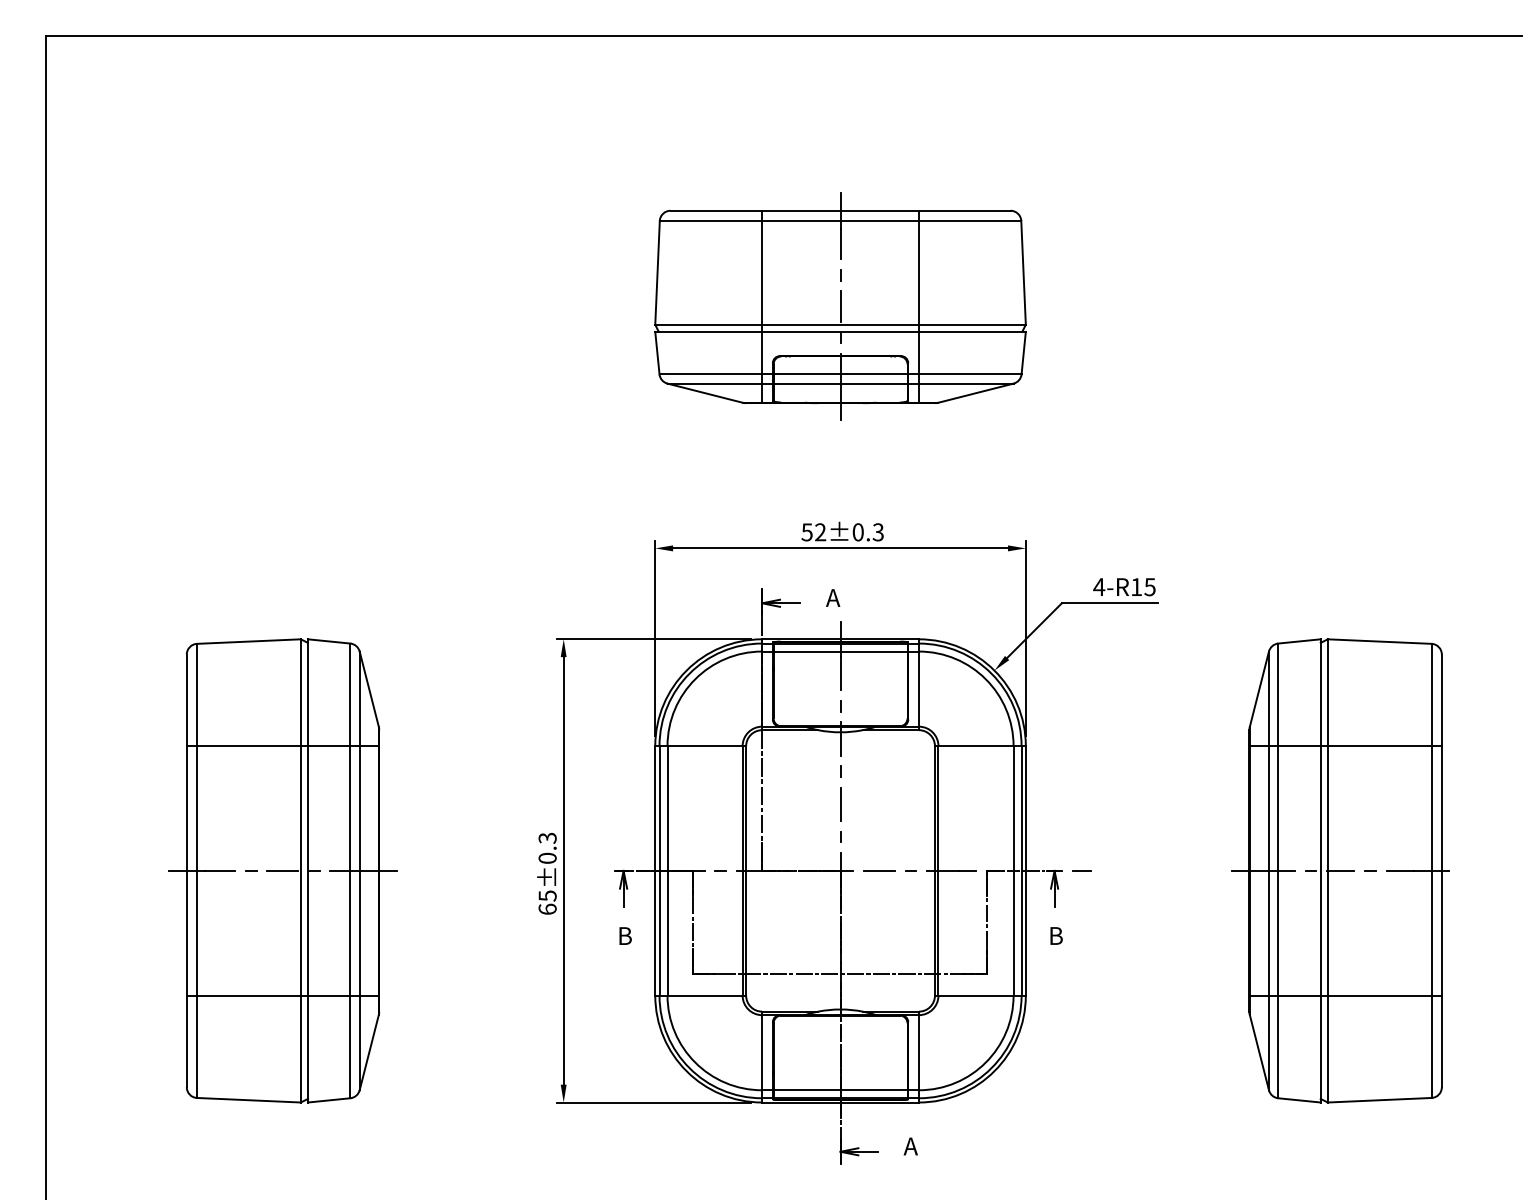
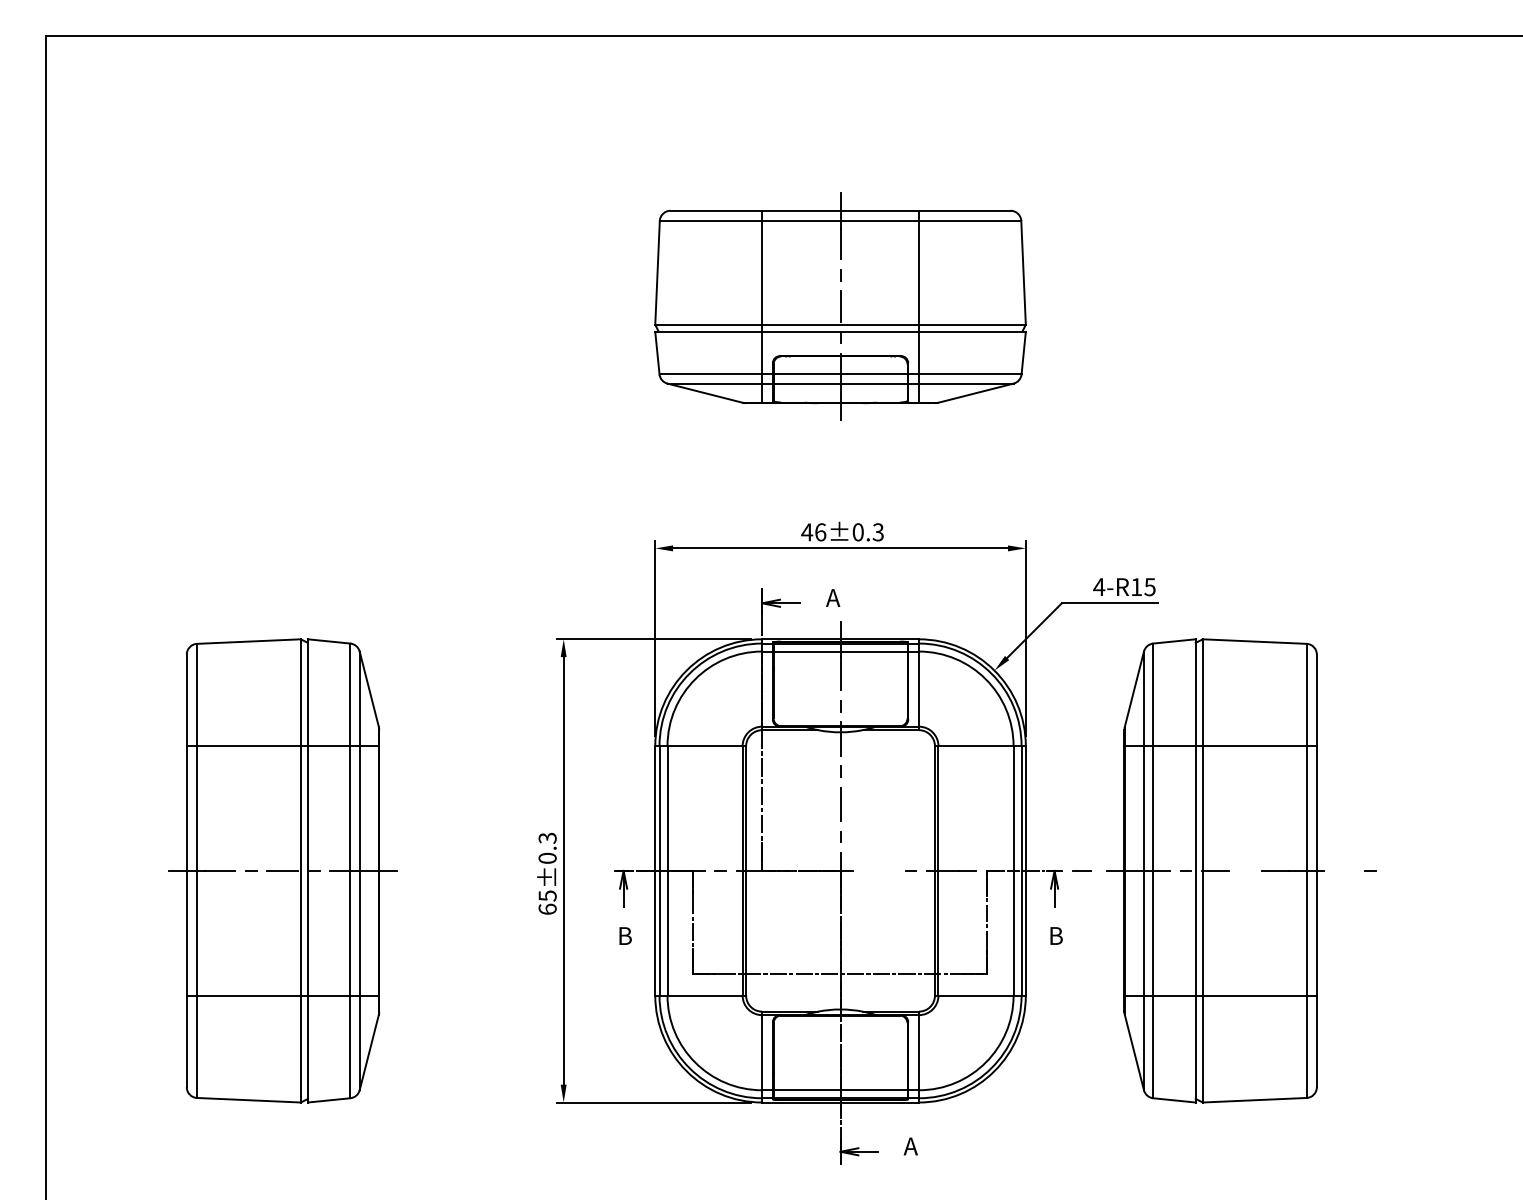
text: 52±0.3 -> 46±0.3 (813, 532)
line: present -> none (879, 870)
part position: (1340, 870) -> (1215, 870) (1215, 870)
